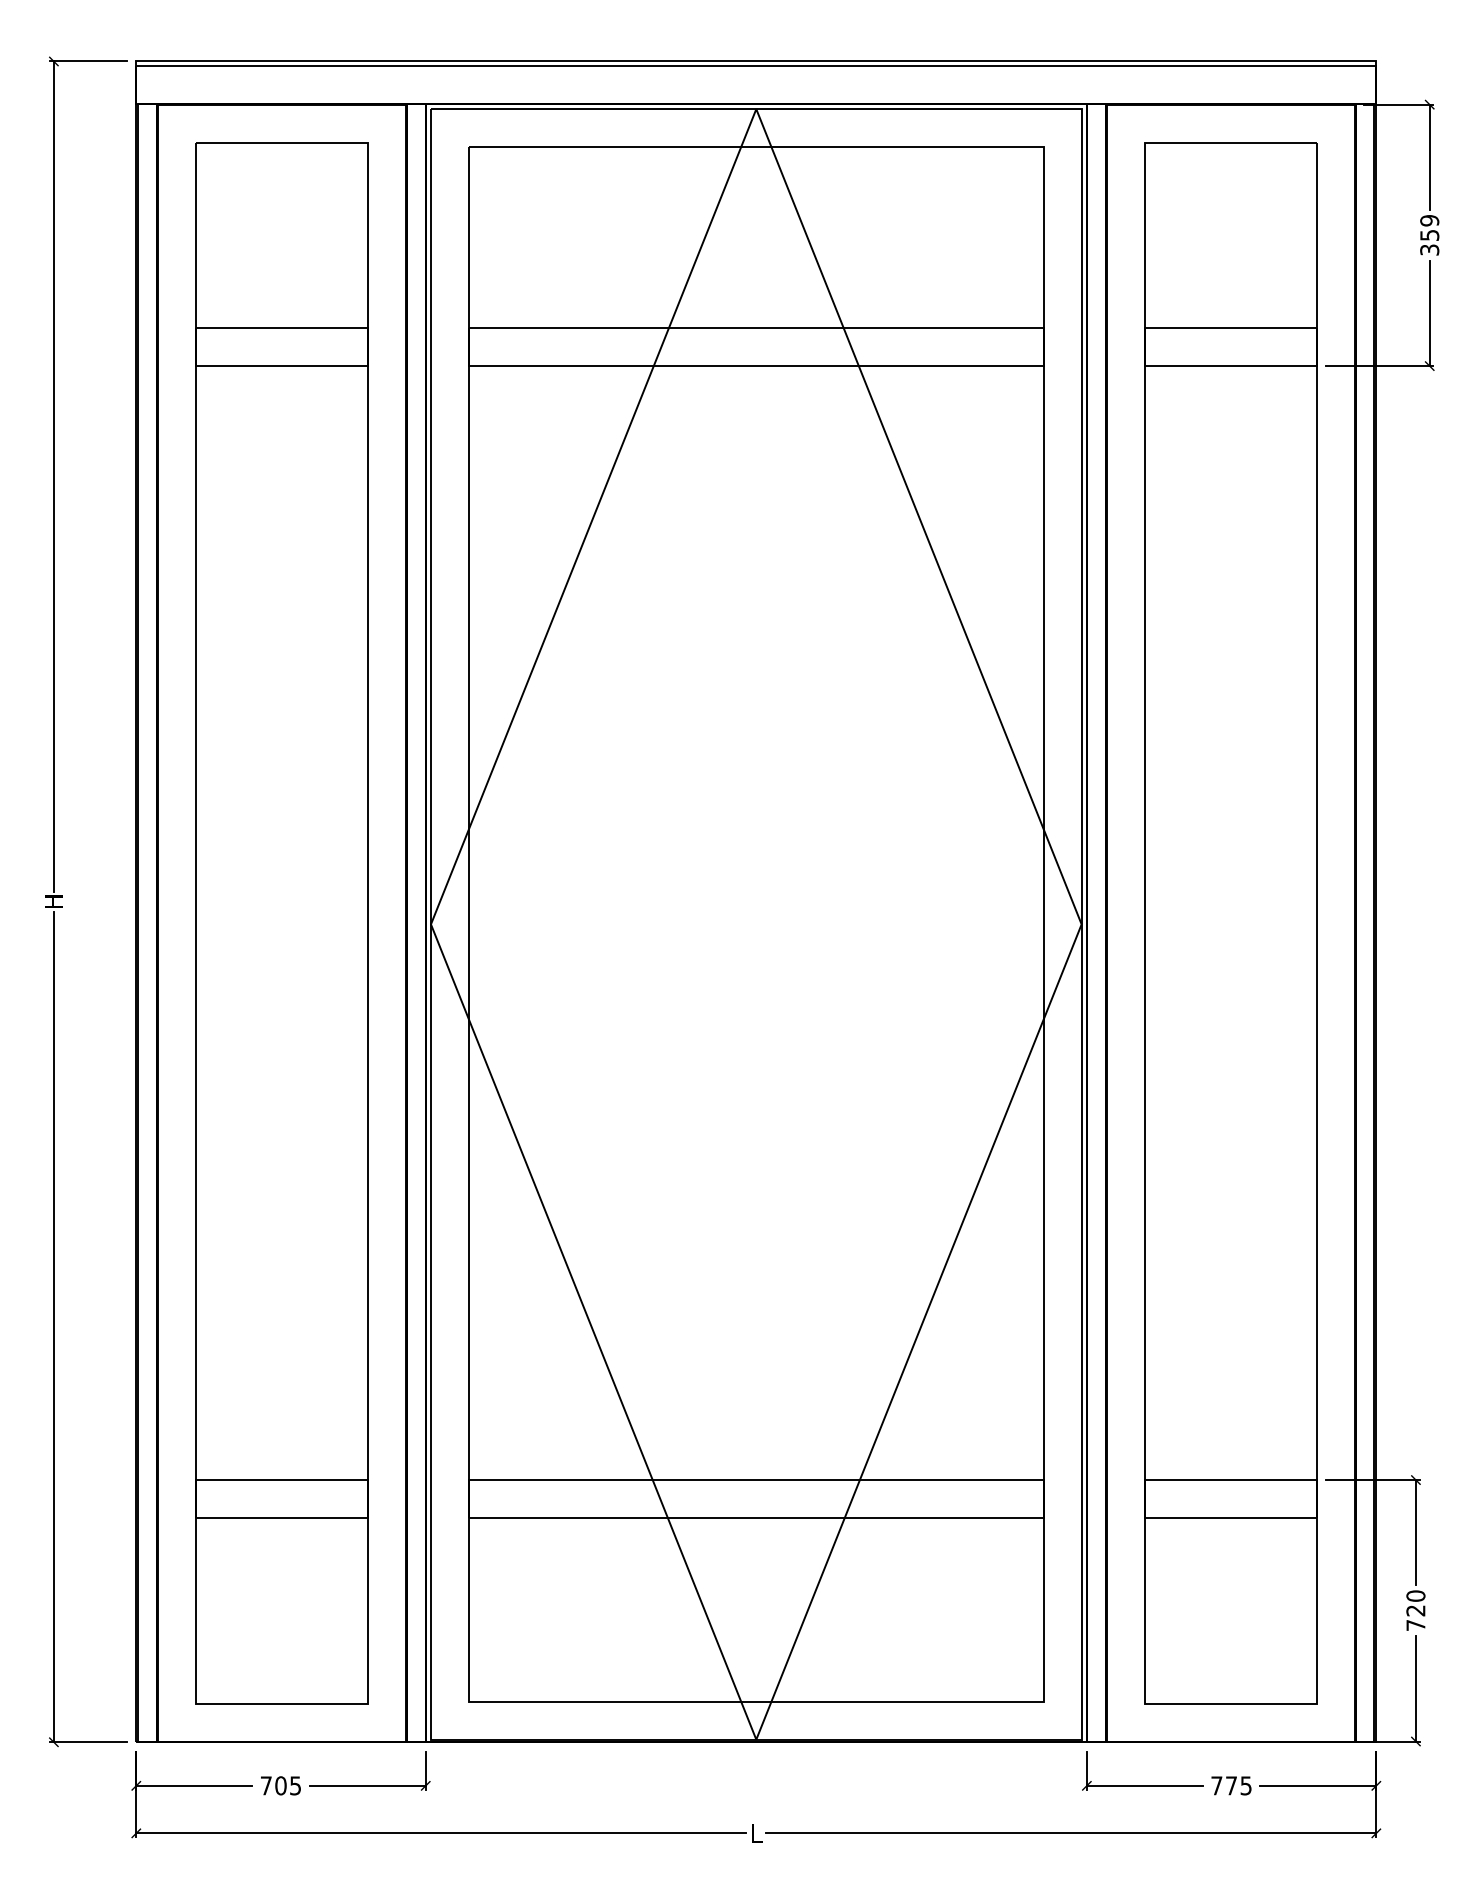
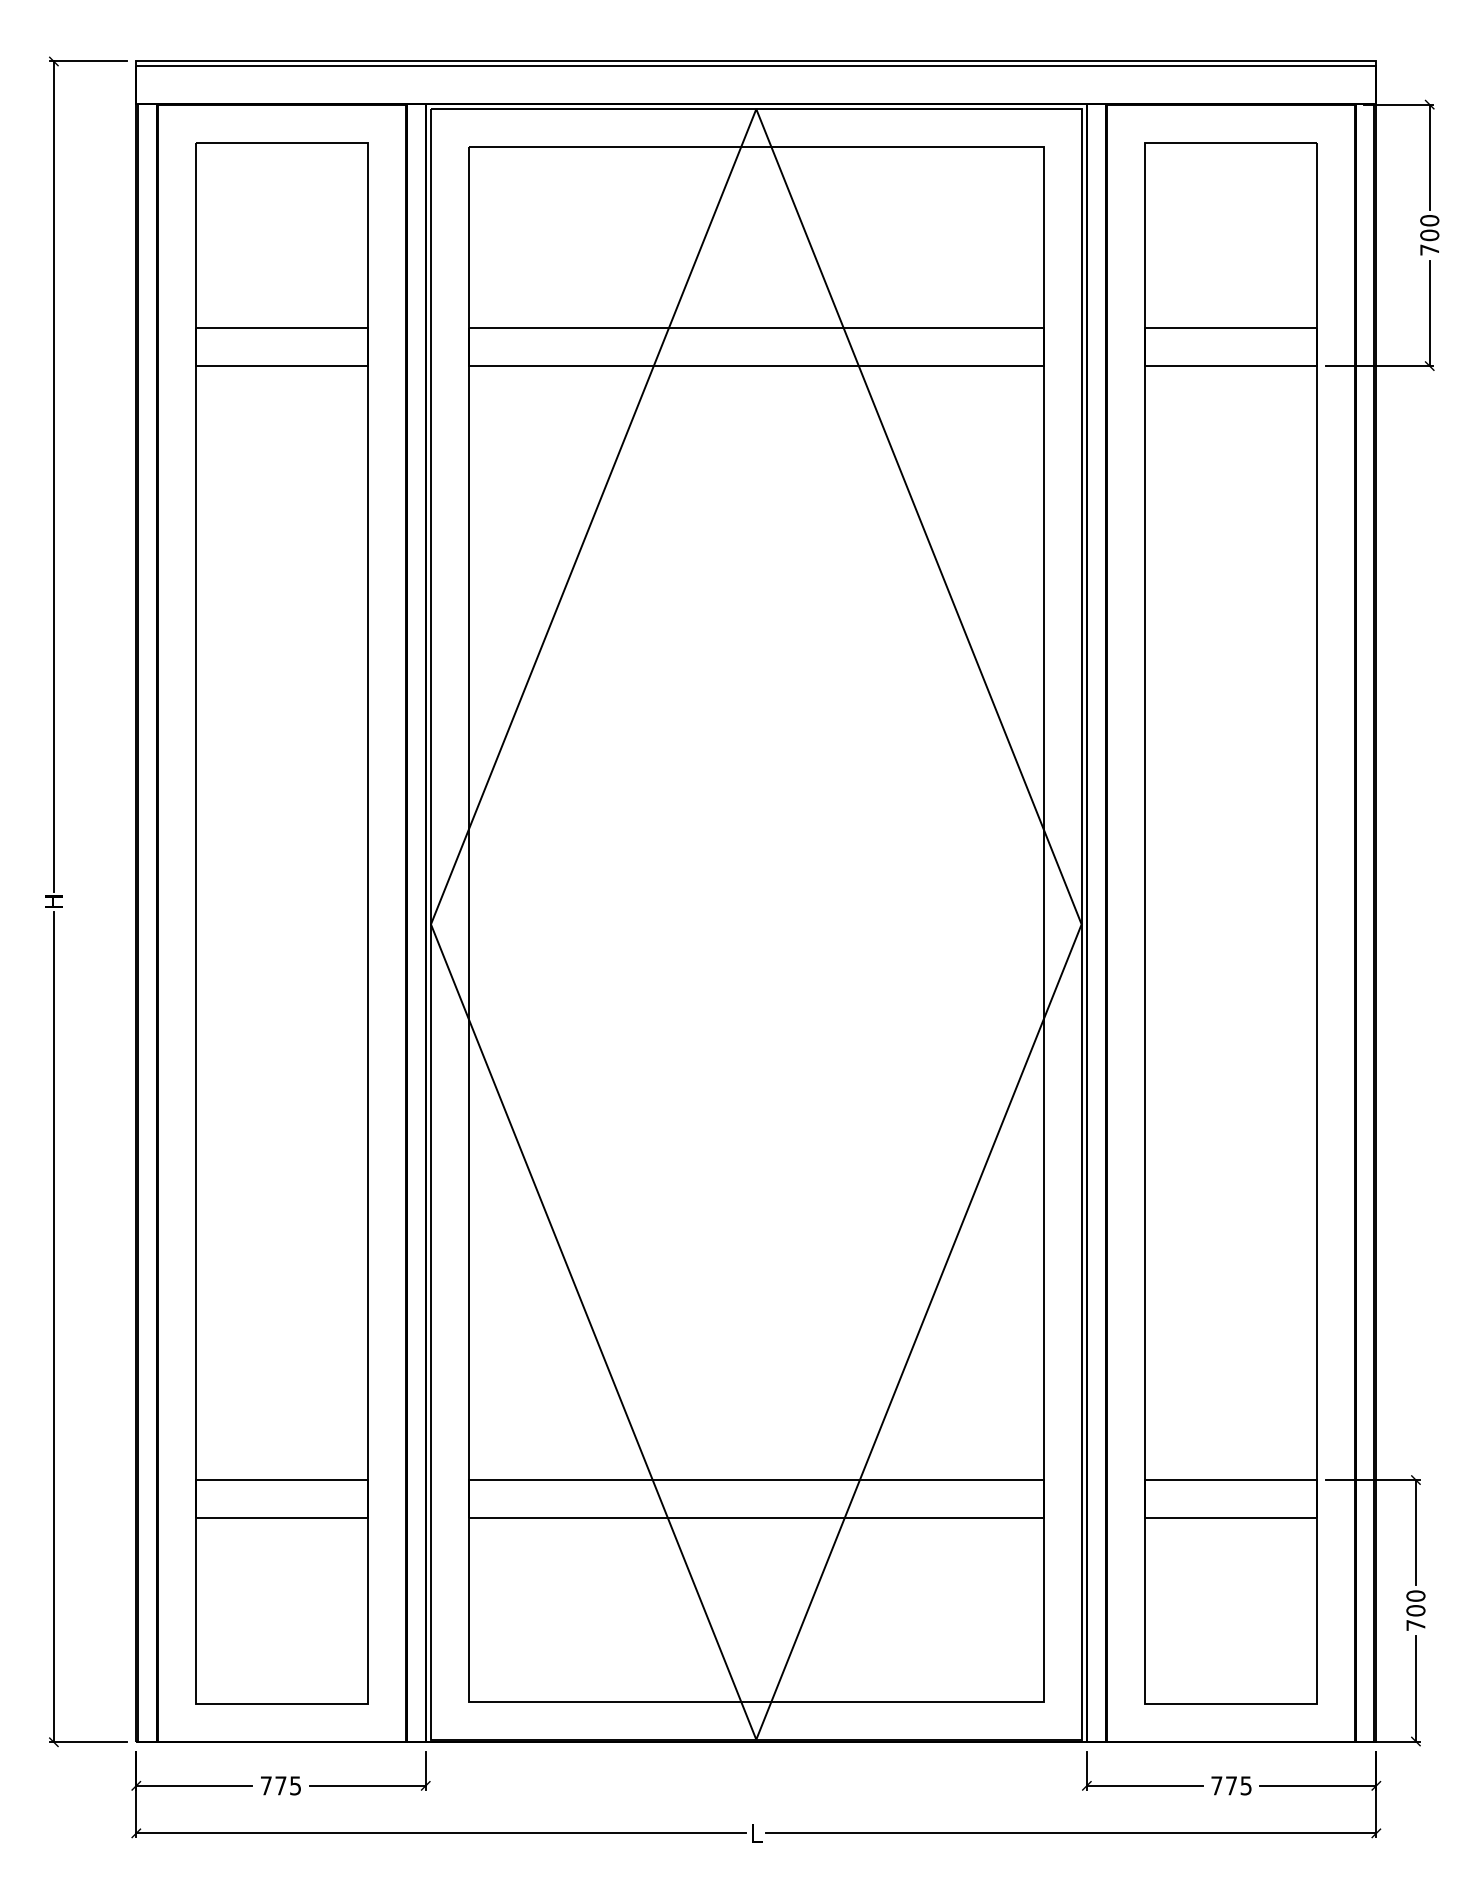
text: 359 -> 700 (1429, 235)
text: 720 -> 700 (1415, 1610)
text: 705 -> 775 (280, 1785)
